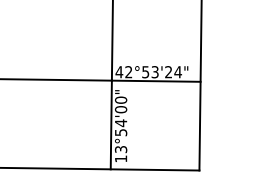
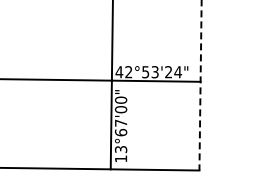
line: solid -> dashed (200, 85)
text: 13°54'00" -> 13°67'00" (120, 127)
